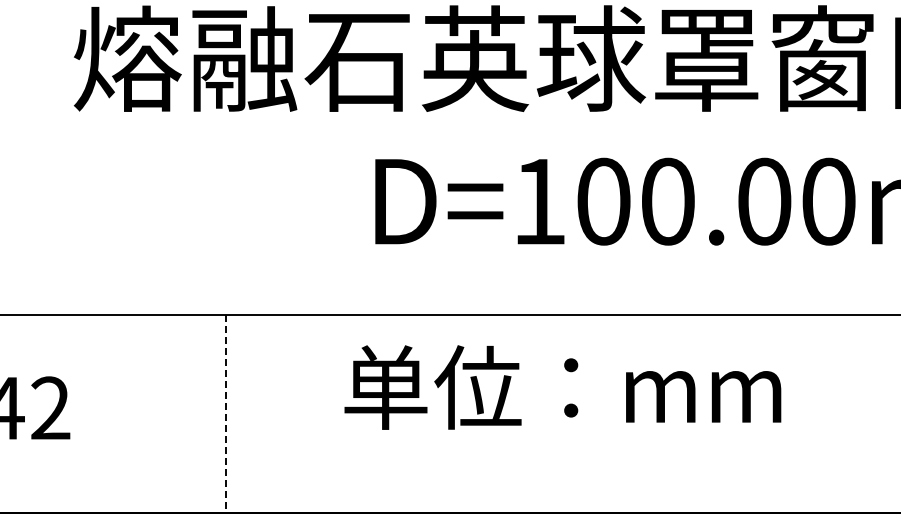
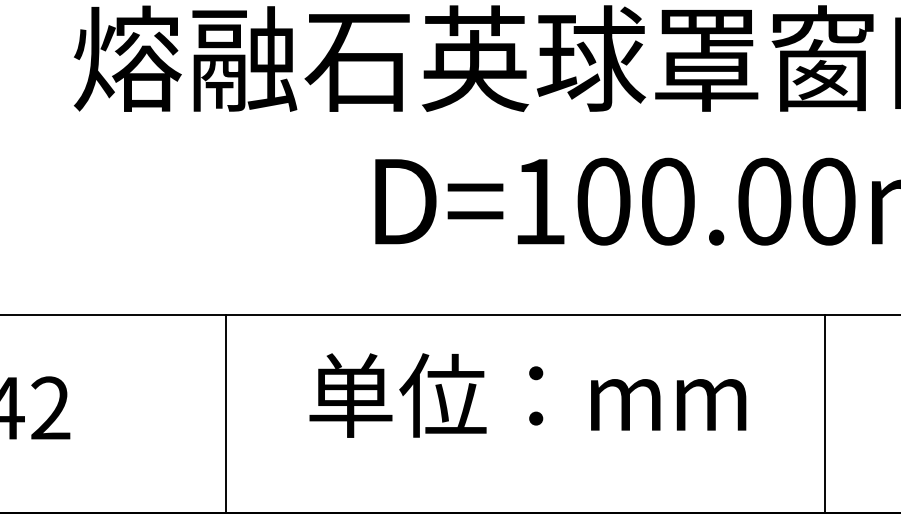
text position: (562, 387) -> (527, 395) (527, 395)
line: none -> present (825, 413)
line: dashed -> solid (226, 414)
